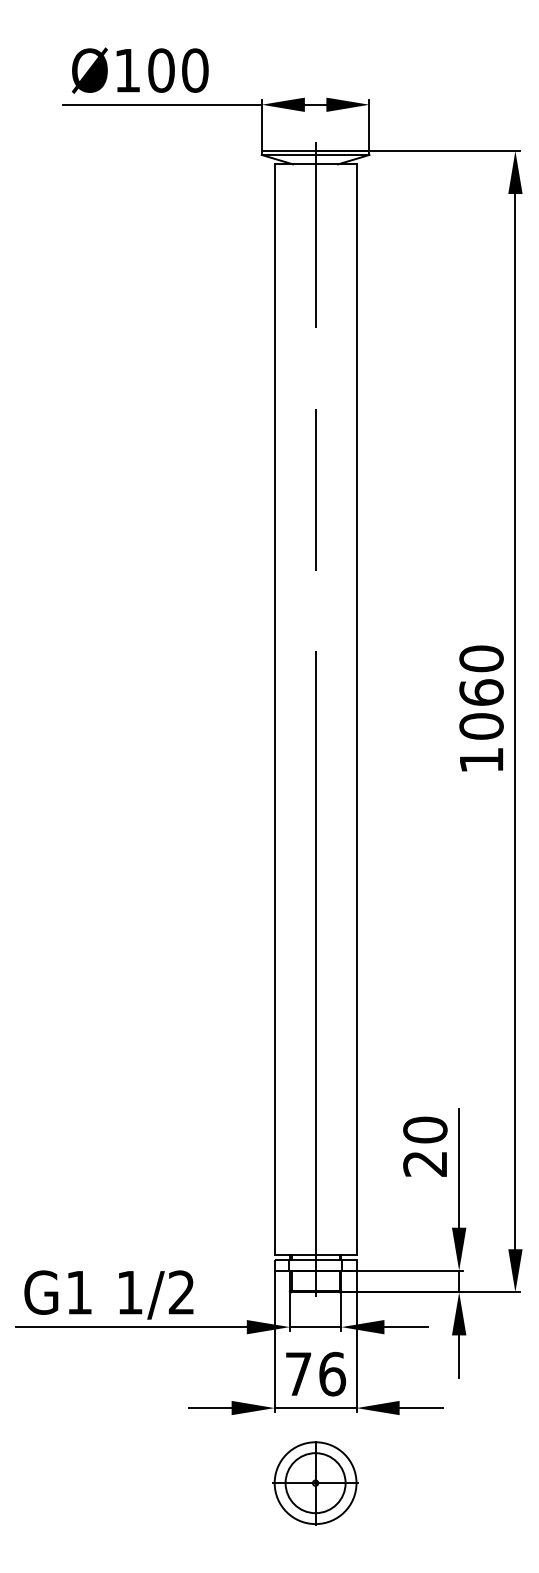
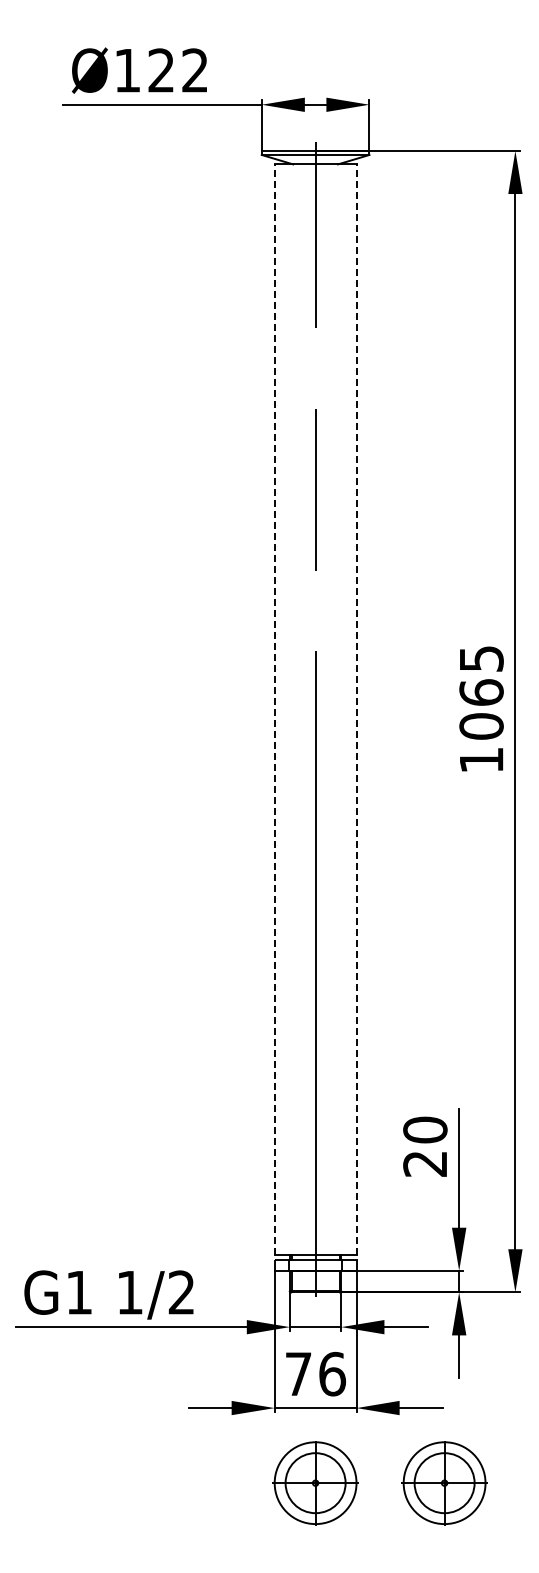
text: Ø100 -> Ø122 (178, 70)
text: 1060 -> 1065 (481, 658)
line: solid -> dashed (274, 709)
line: solid -> dashed (356, 709)
part: none -> present (444, 1483)
